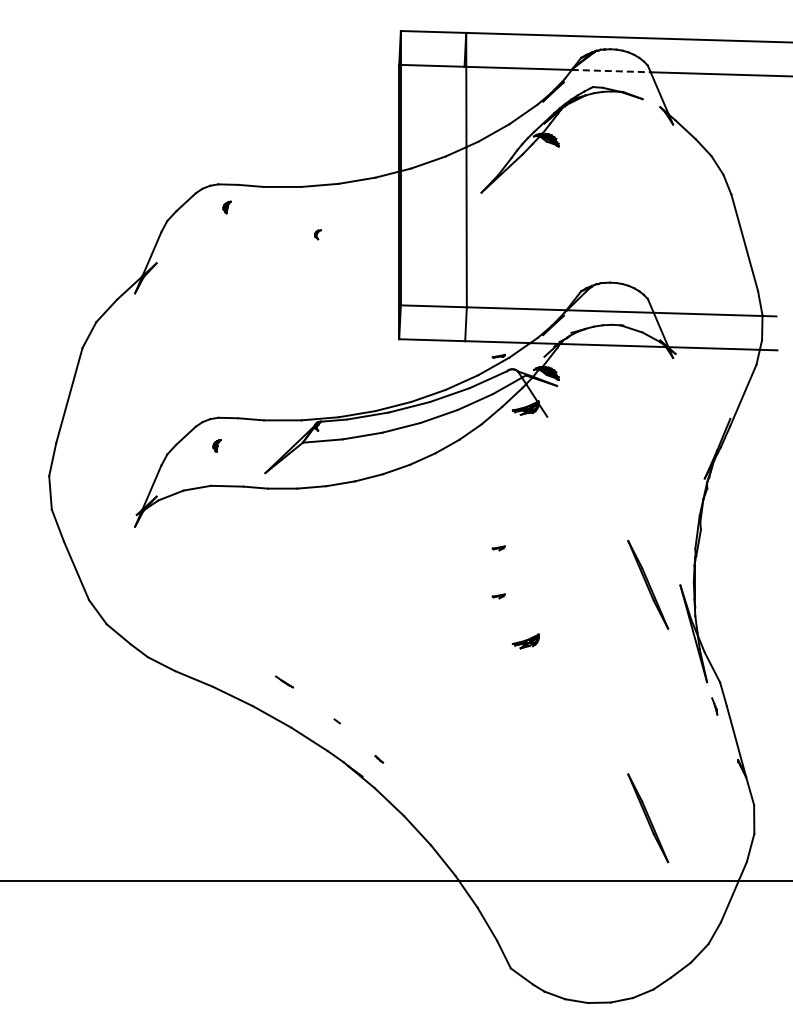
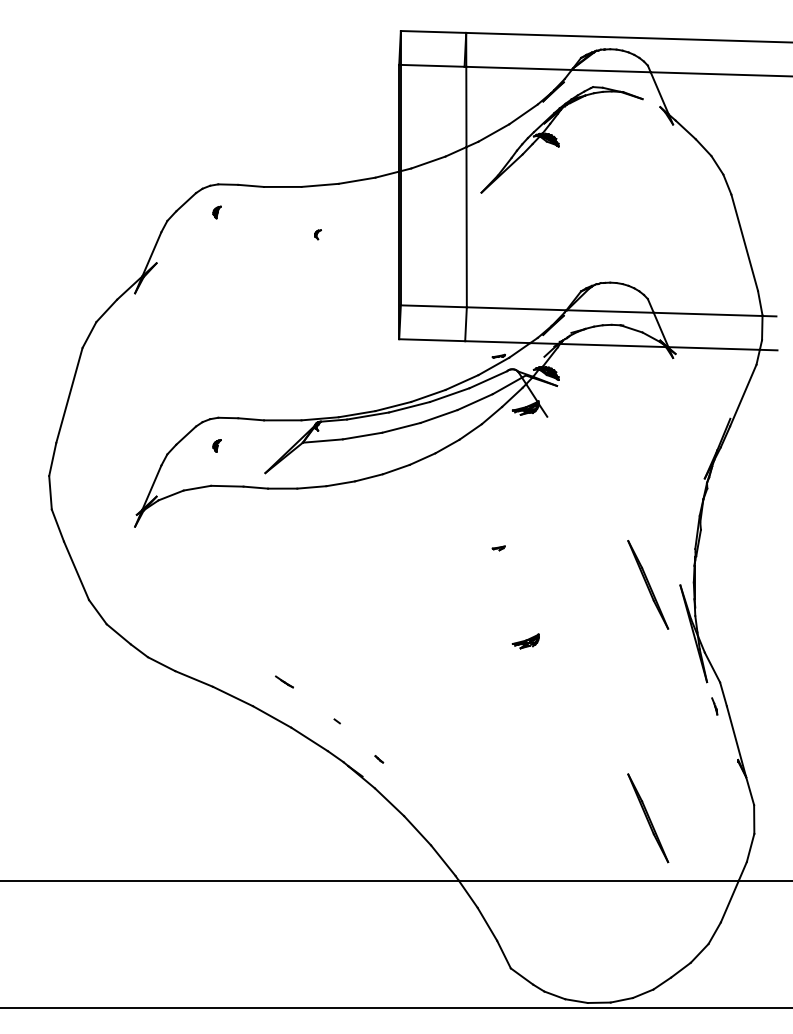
line: dashed -> solid (611, 71)
part position: (226, 207) -> (216, 212) (216, 212)
part: present -> none (498, 596)
line: none -> present (395, 1007)
